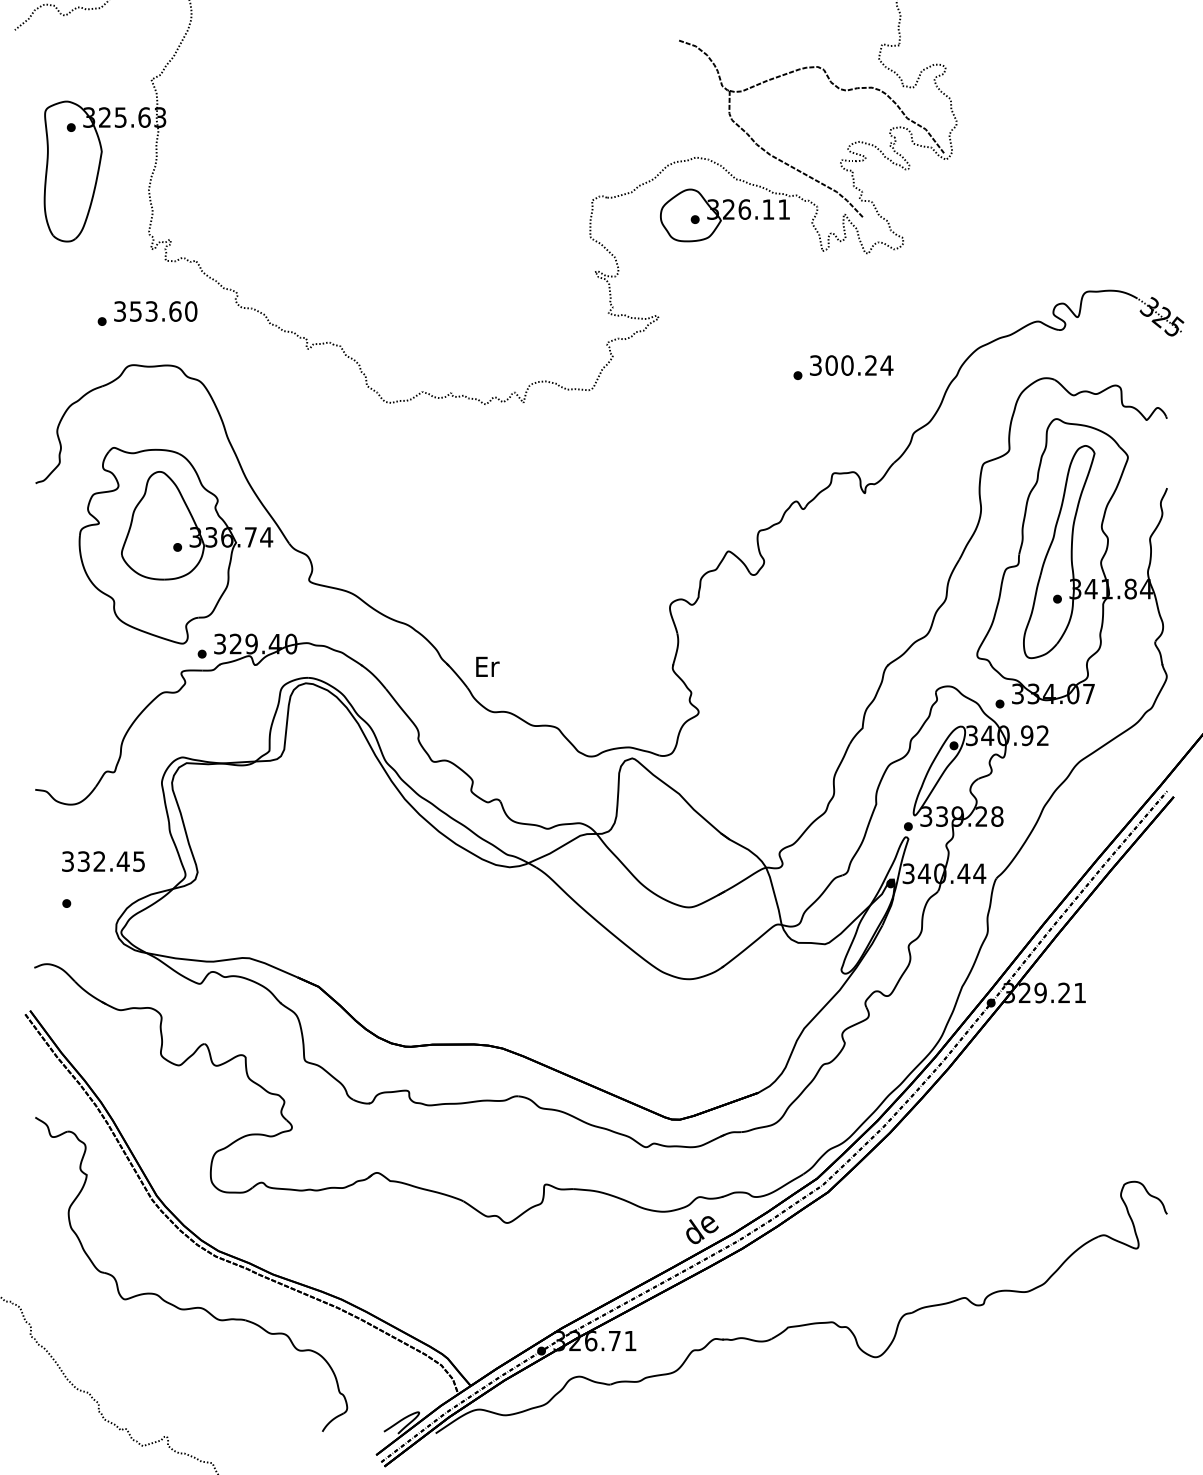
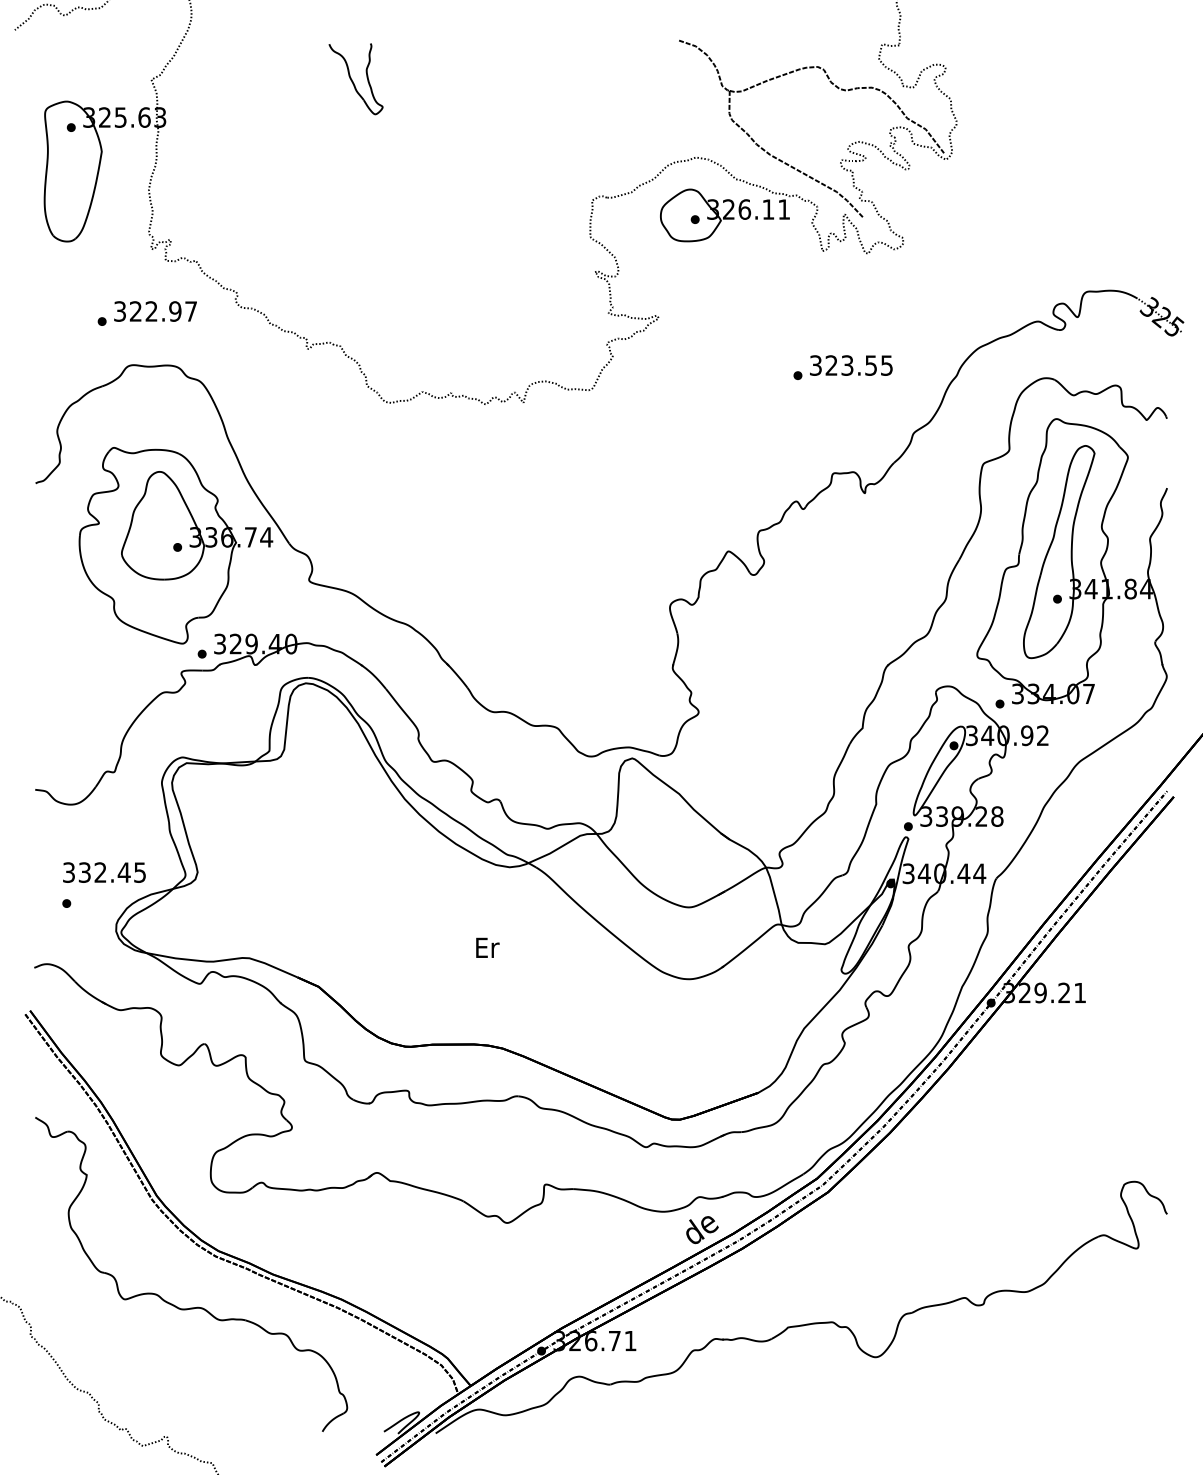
part: none -> present (355, 79)
text: 353.60 -> 322.97 (163, 311)
text: 300.24 -> 323.55 (859, 365)
text position: (487, 666) -> (487, 947) (487, 947)
text position: (103, 861) -> (104, 872) (104, 872)
